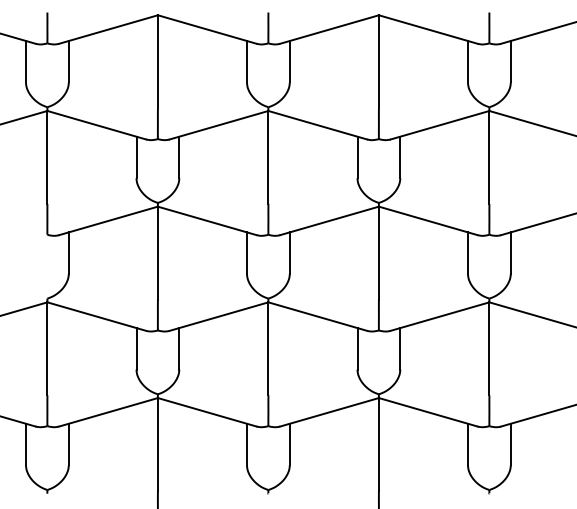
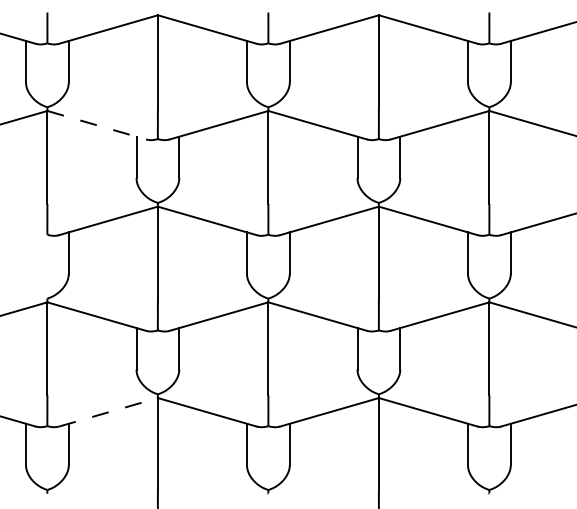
line: solid -> dashed (97, 125)
line: solid -> dashed (109, 412)
